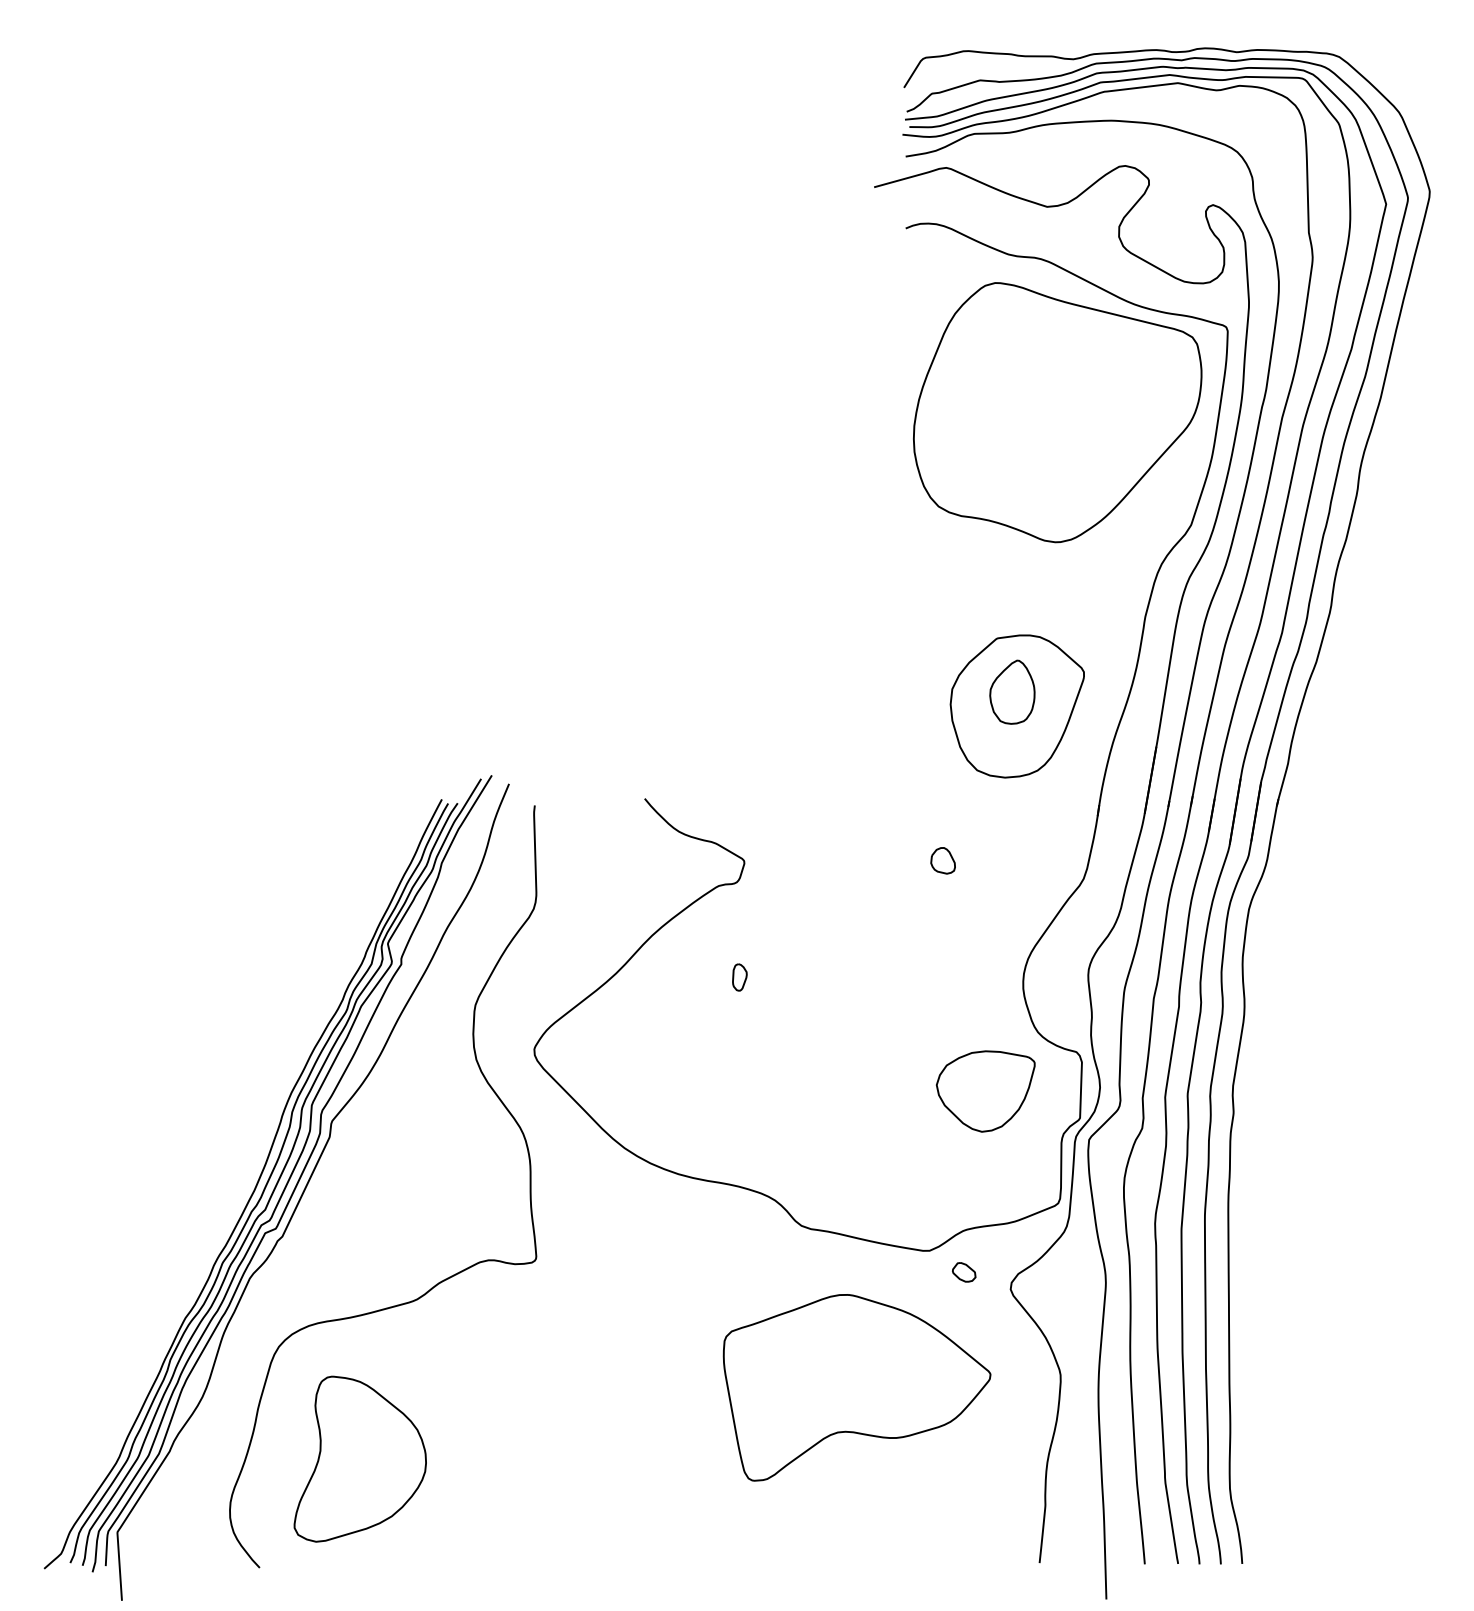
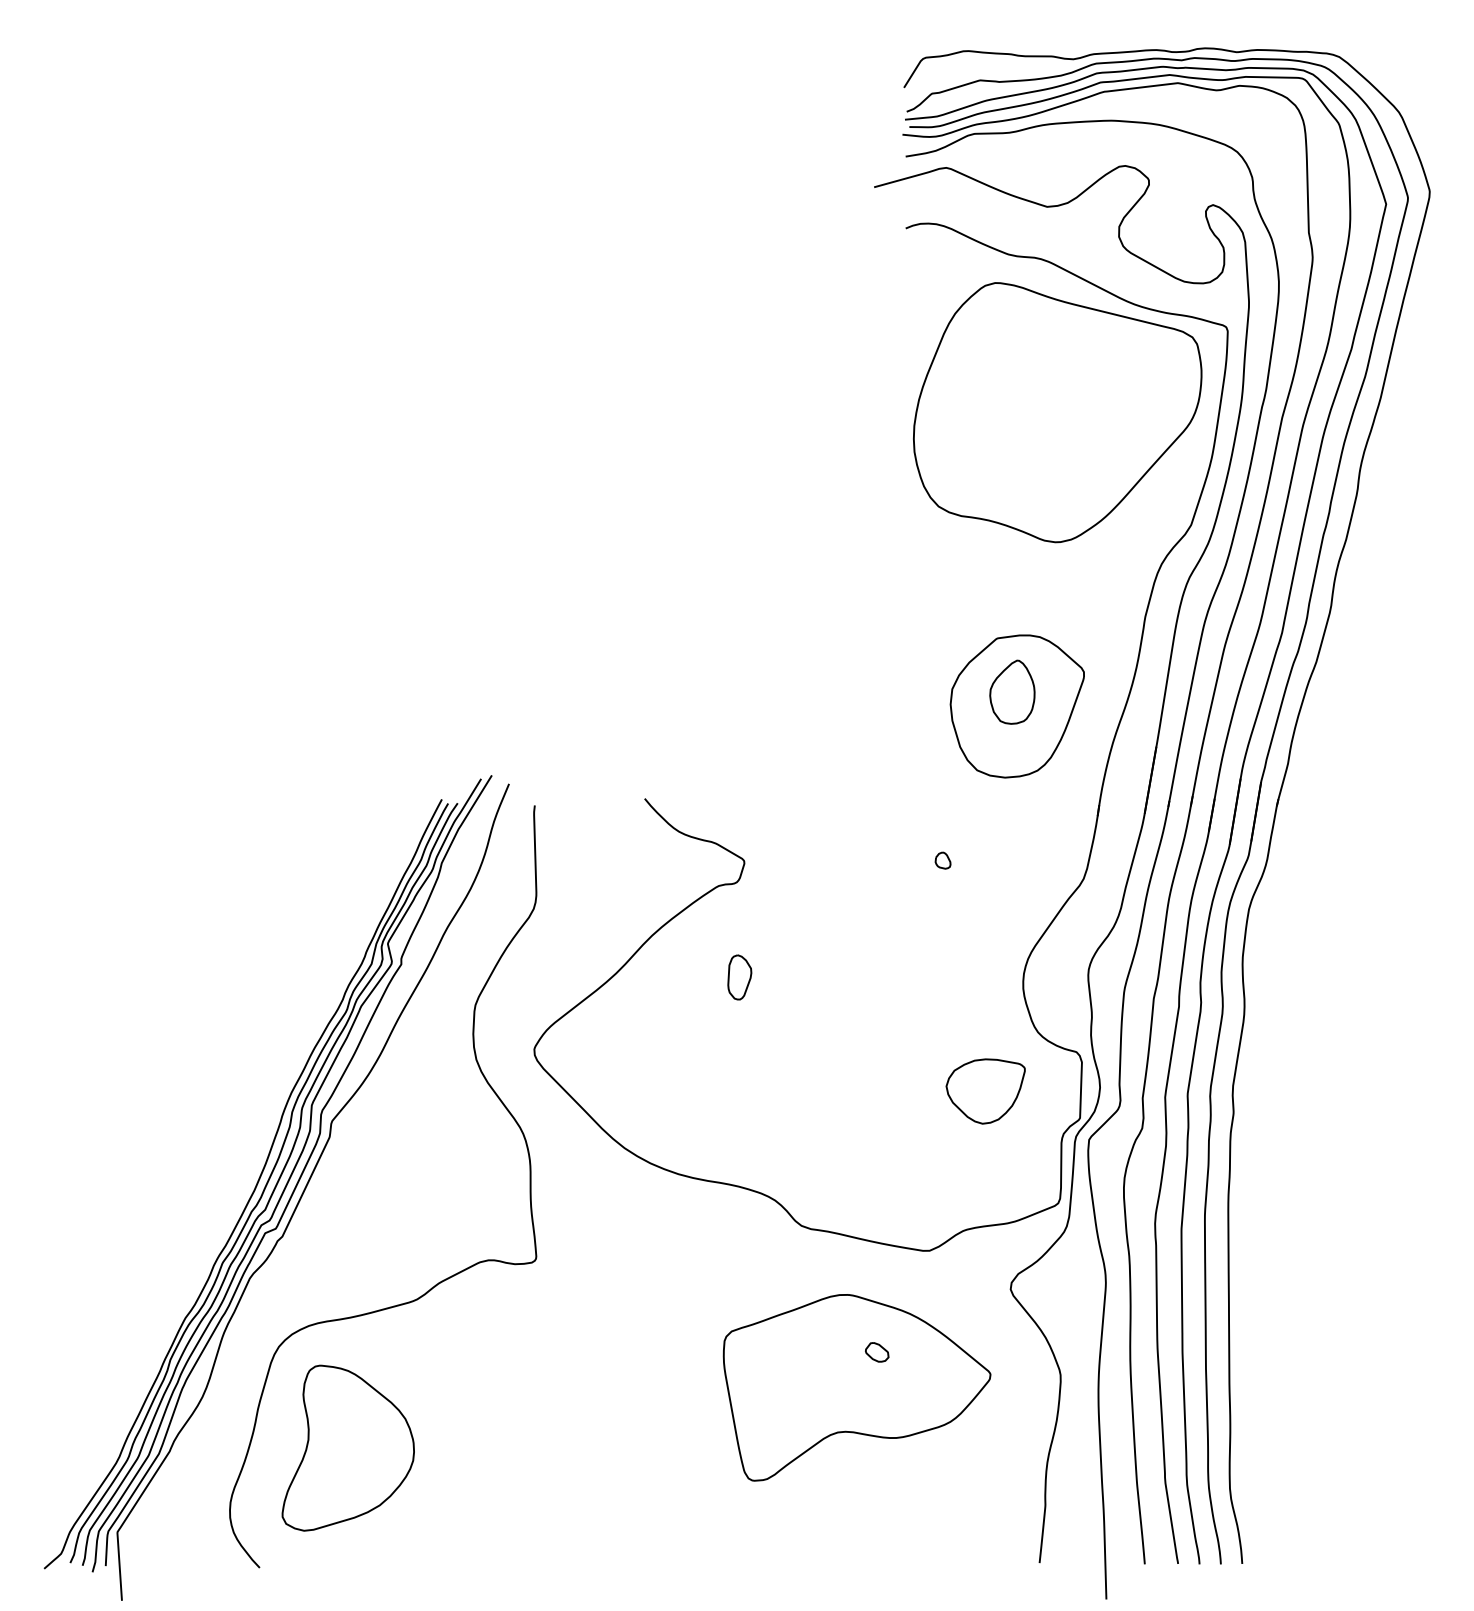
part size: 26x28 px -> 18x19 px (942, 860)
part size: 16x29 px -> 26x47 px (739, 977)
part size: 101x83 px -> 81x67 px (985, 1091)
part position: (964, 1272) -> (877, 1352) (877, 1352)
part position: (359, 1458) -> (347, 1447) (347, 1447)
